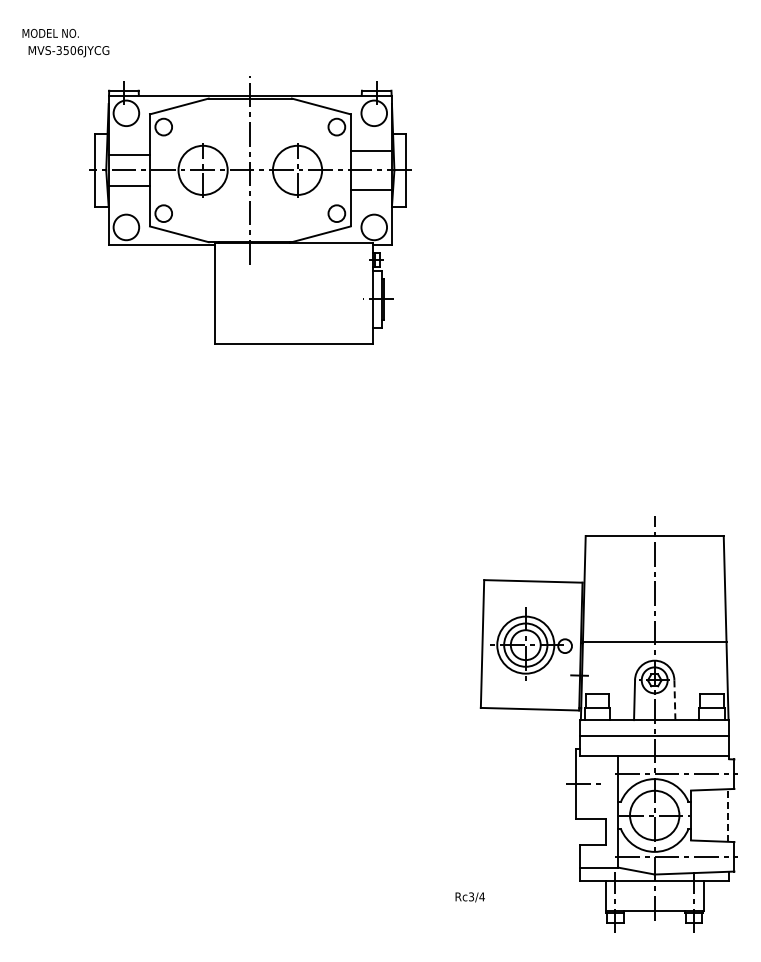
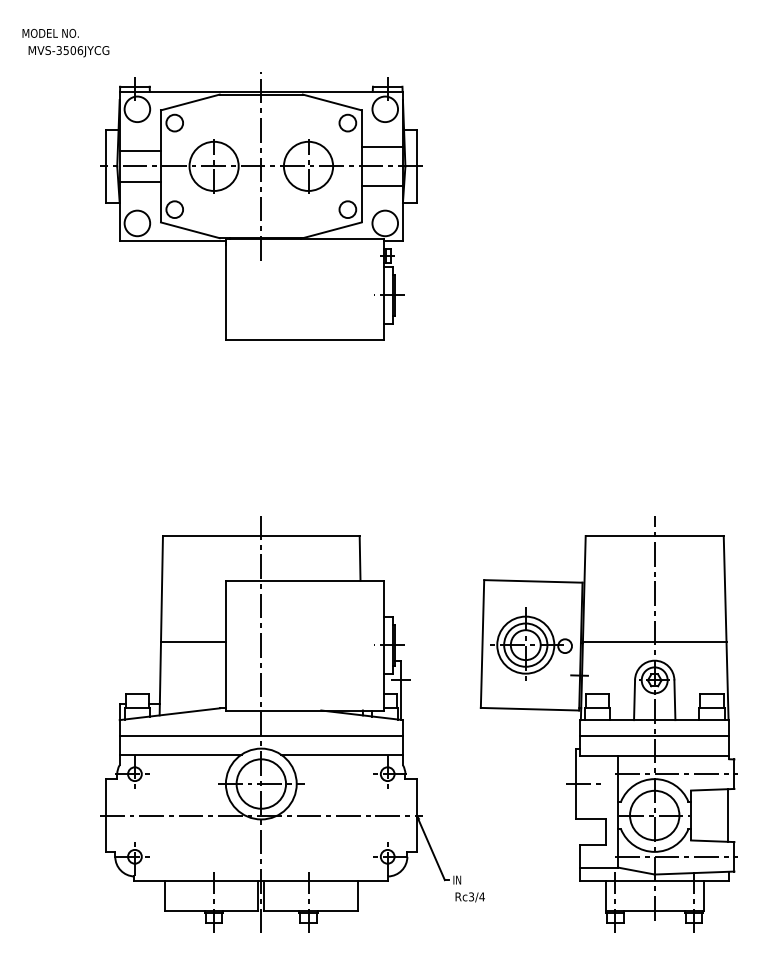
part position: (250, 210) -> (261, 206) (261, 206)
line: dashed -> solid (674, 700)
part: none -> present (280, 724)
line: dashed -> solid (727, 815)
